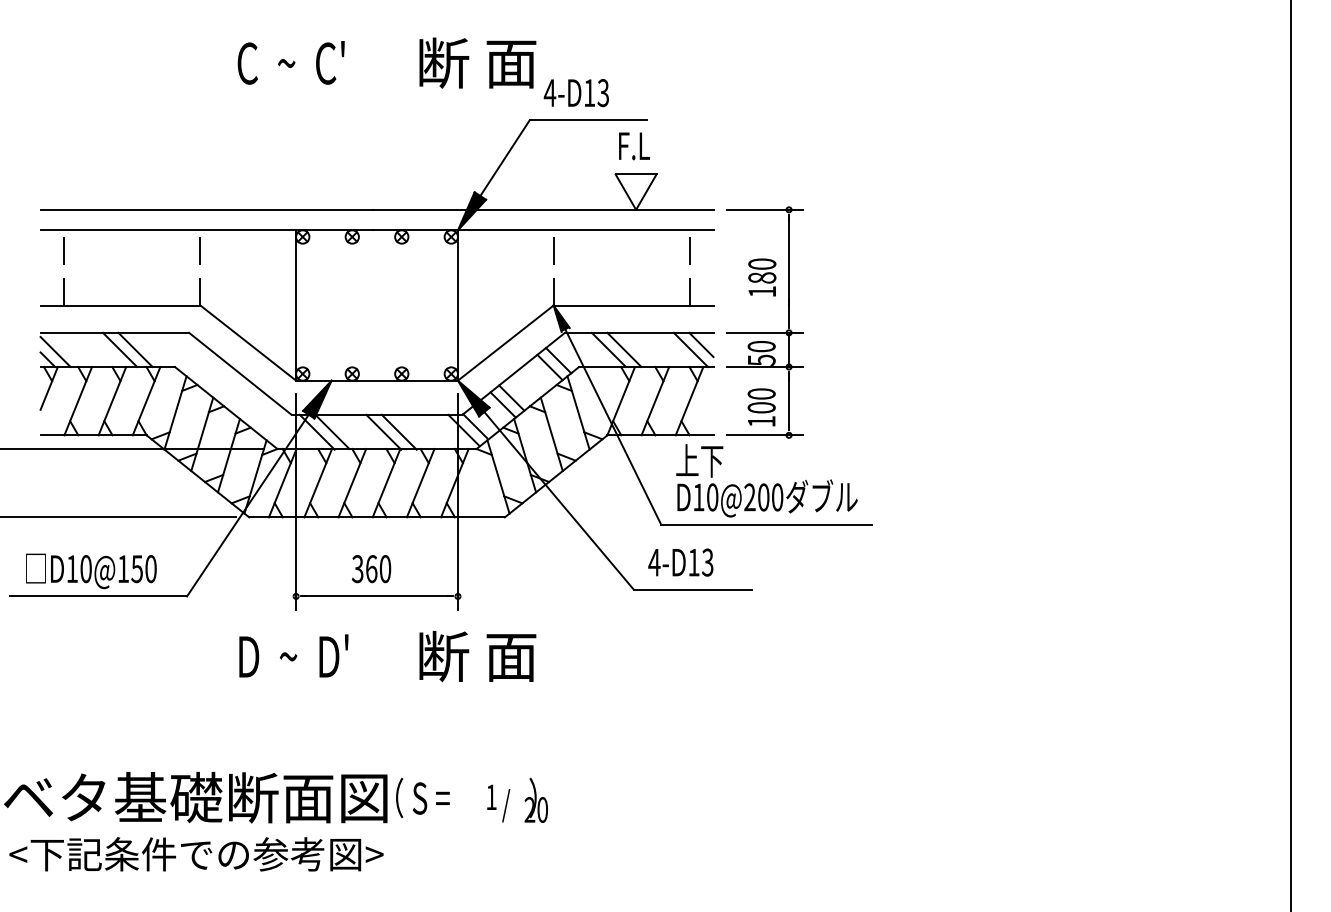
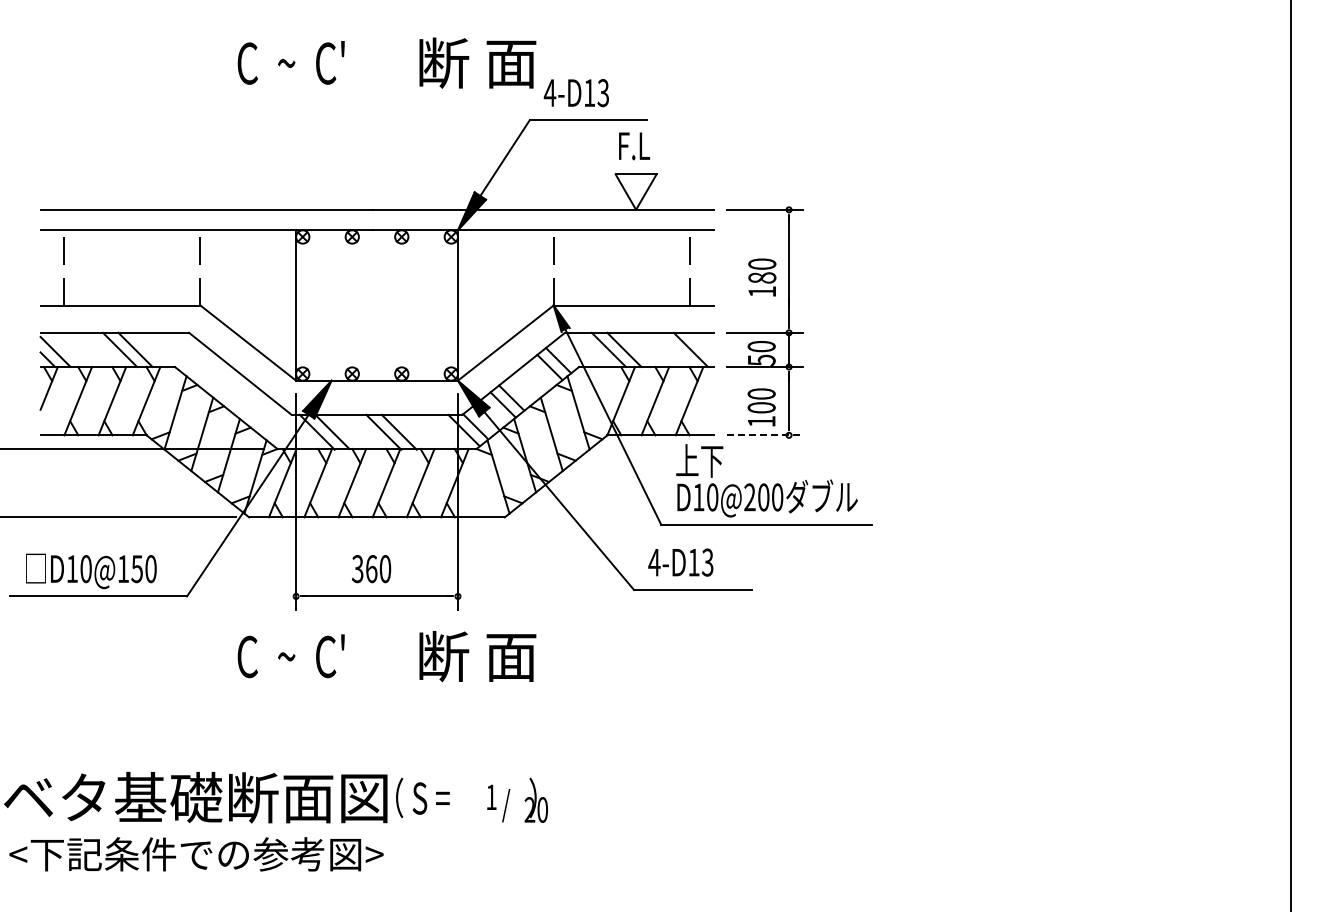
line: present -> none (701, 344)
line: solid -> dashed (764, 435)
text: D  ~  D' -> C  ~  C' (292, 656)
